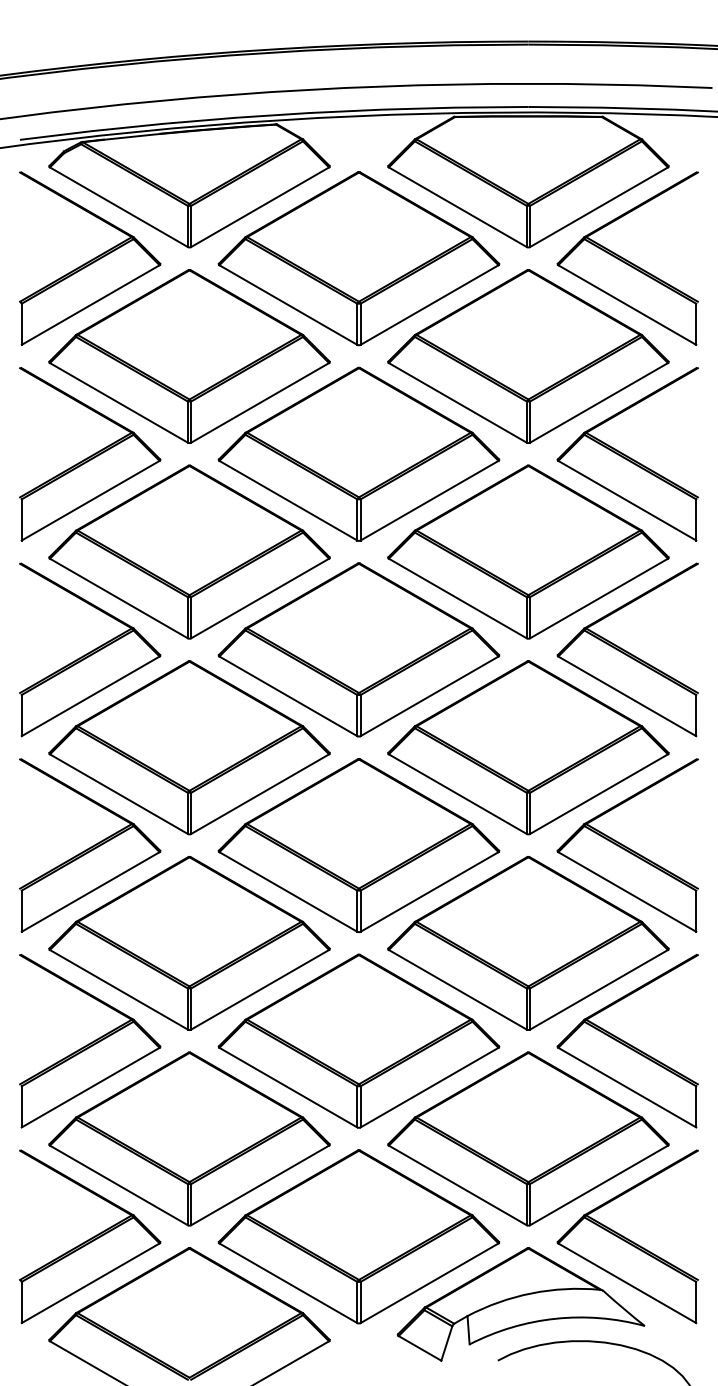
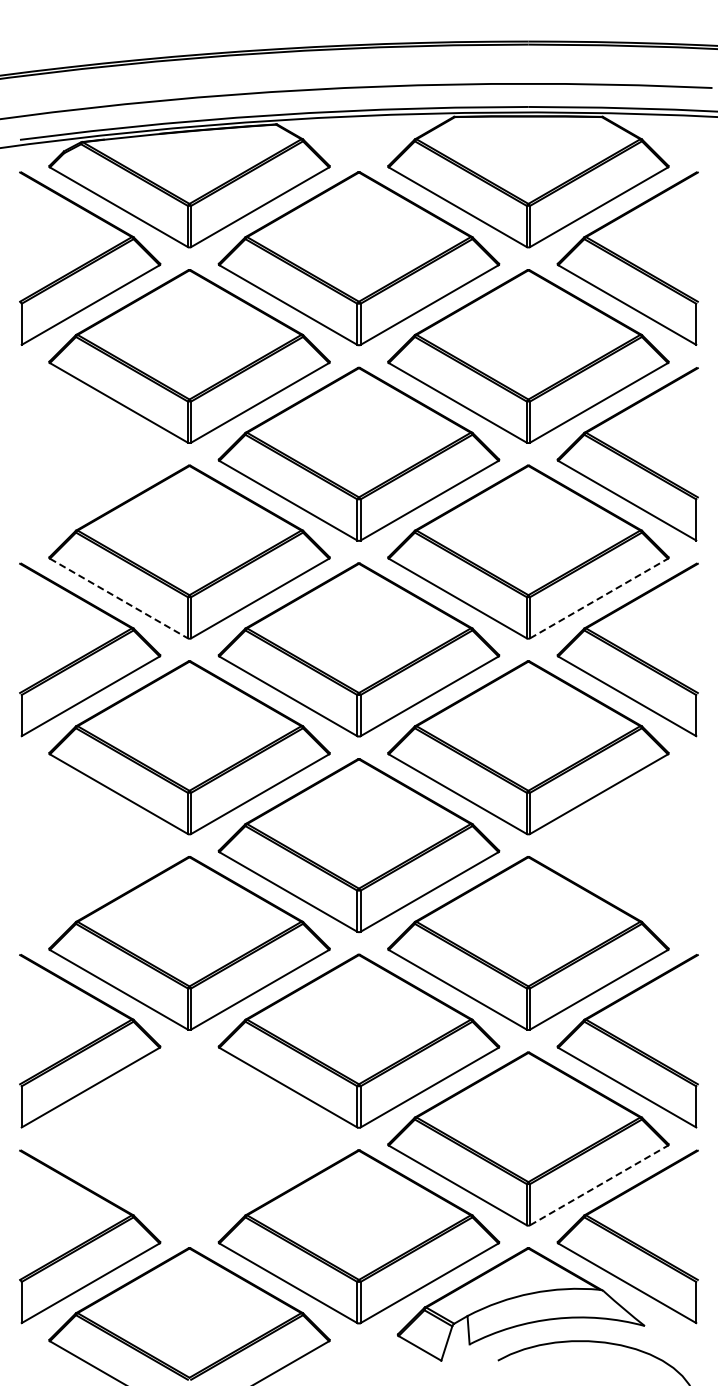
part: present -> none (90, 454)
line: solid -> dashed (118, 598)
line: solid -> dashed (599, 598)
part: present -> none (90, 845)
part: present -> none (627, 845)
part: present -> none (189, 1138)
line: solid -> dashed (599, 1185)
